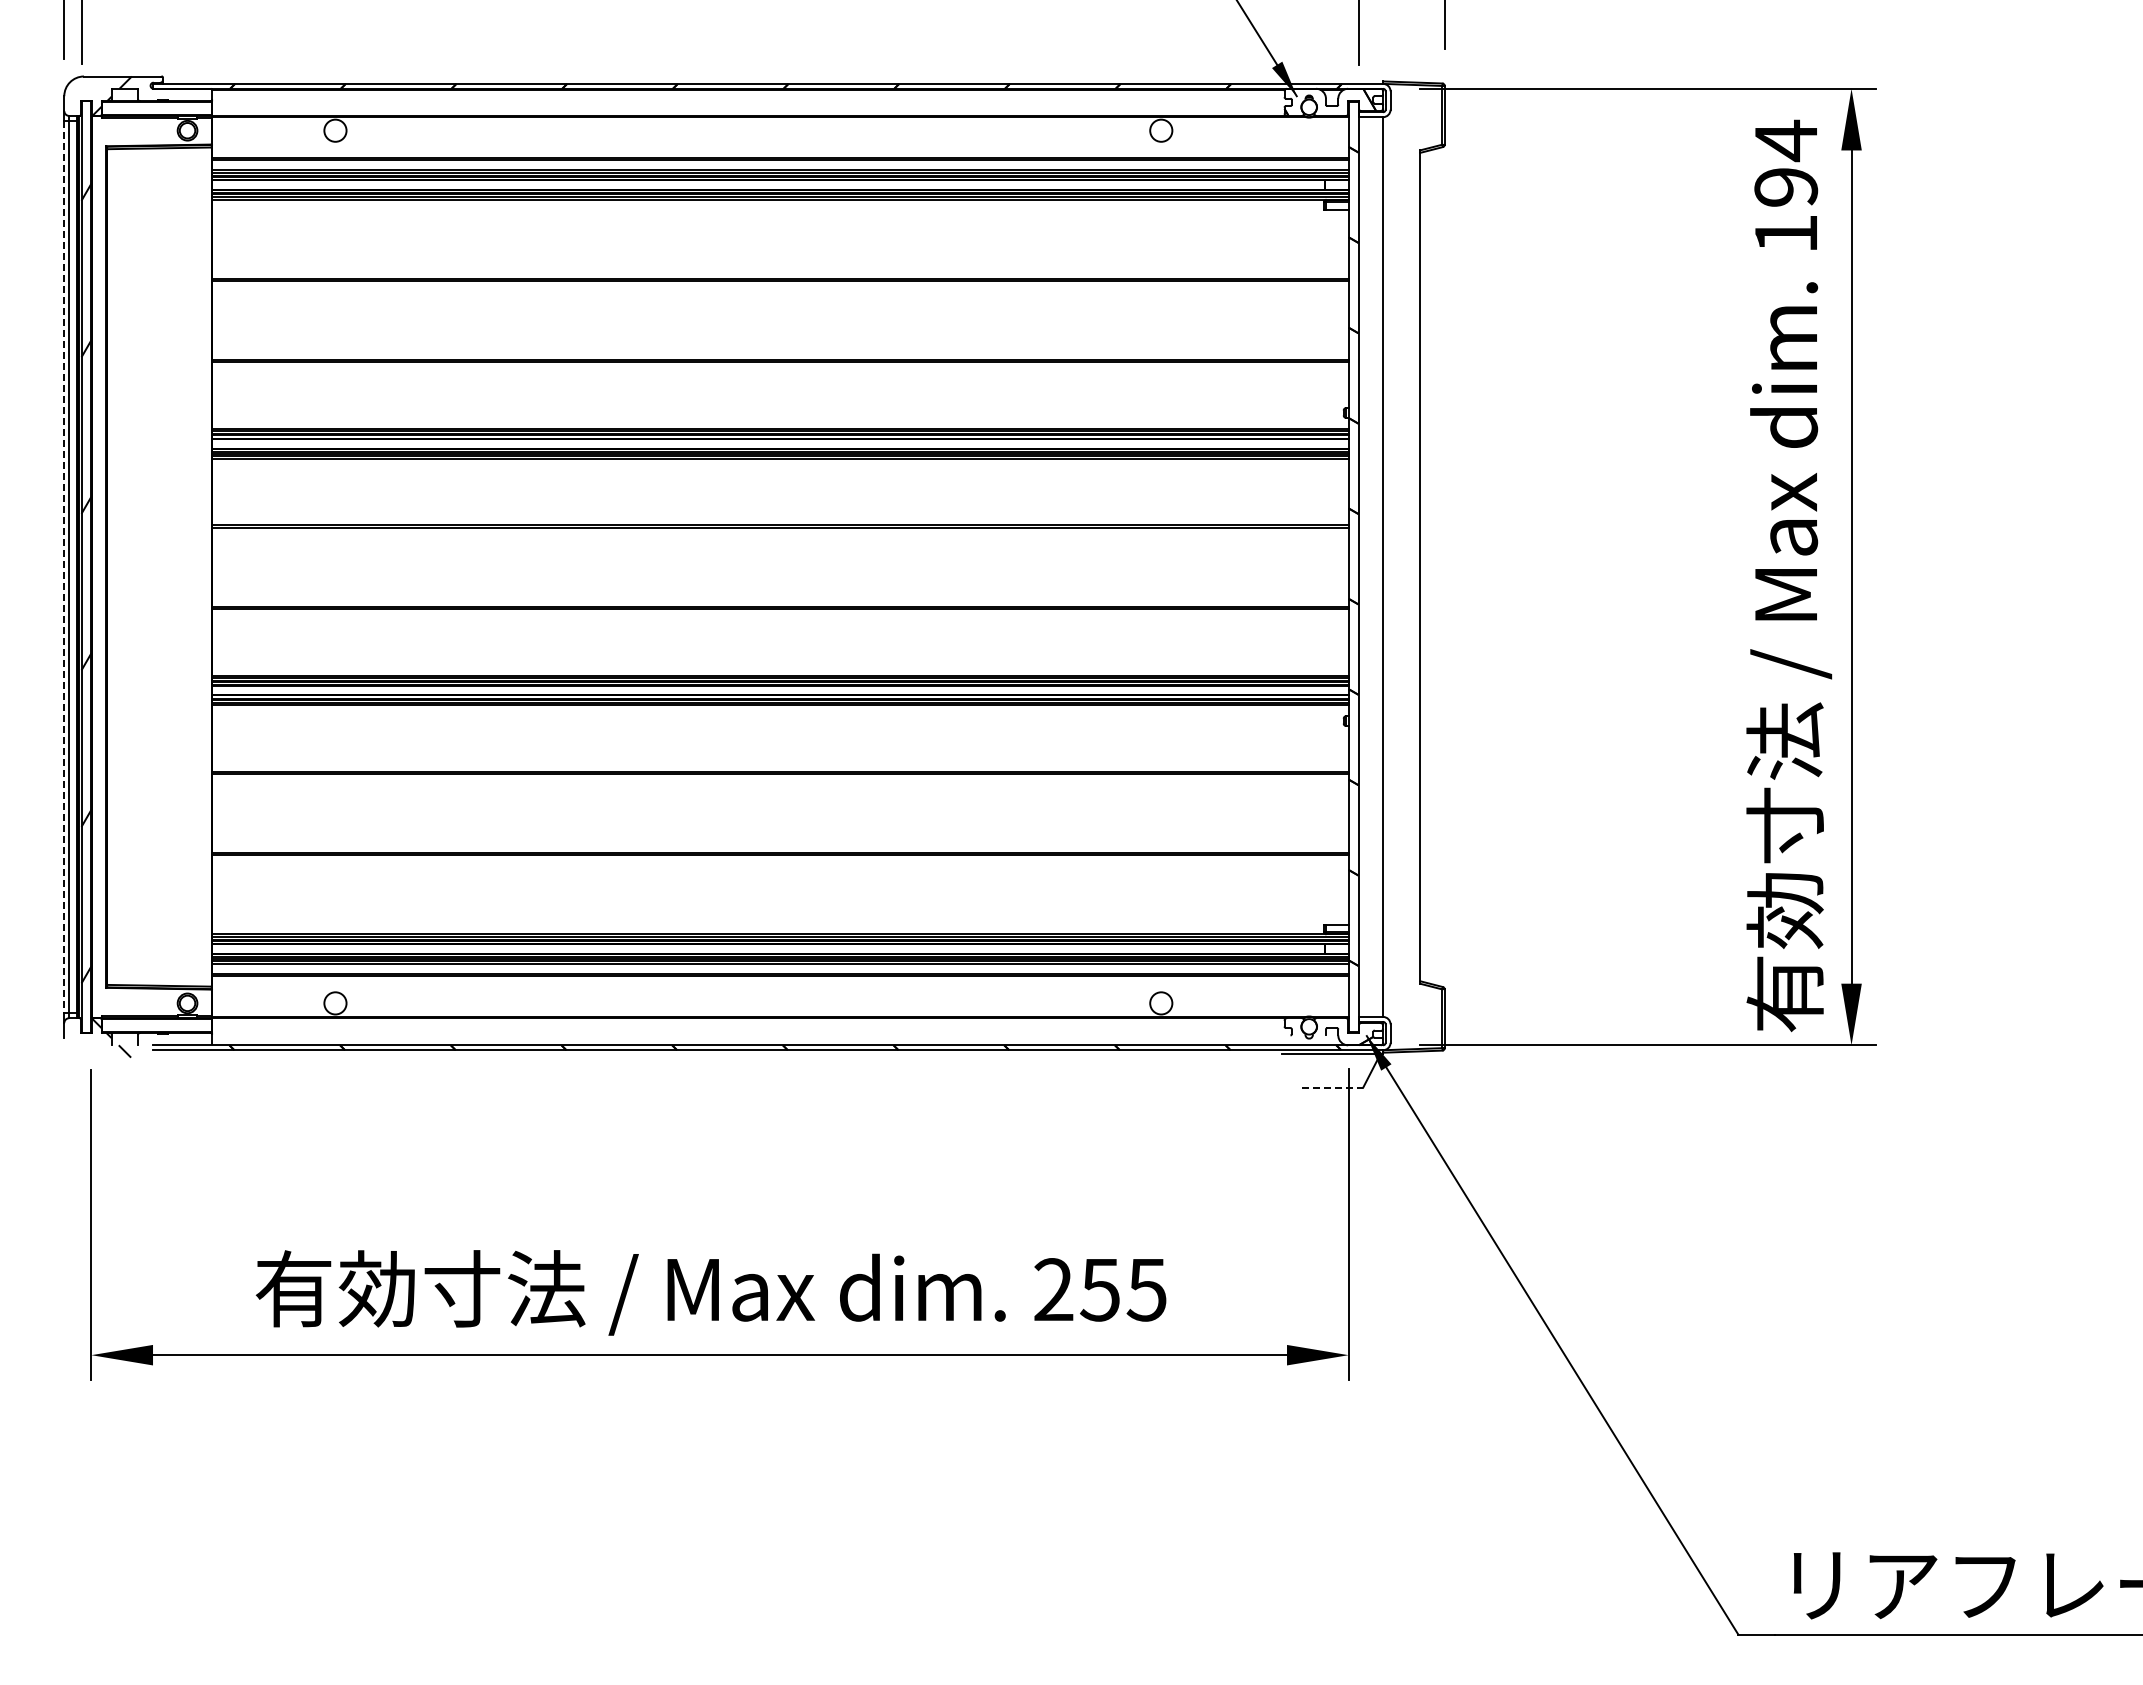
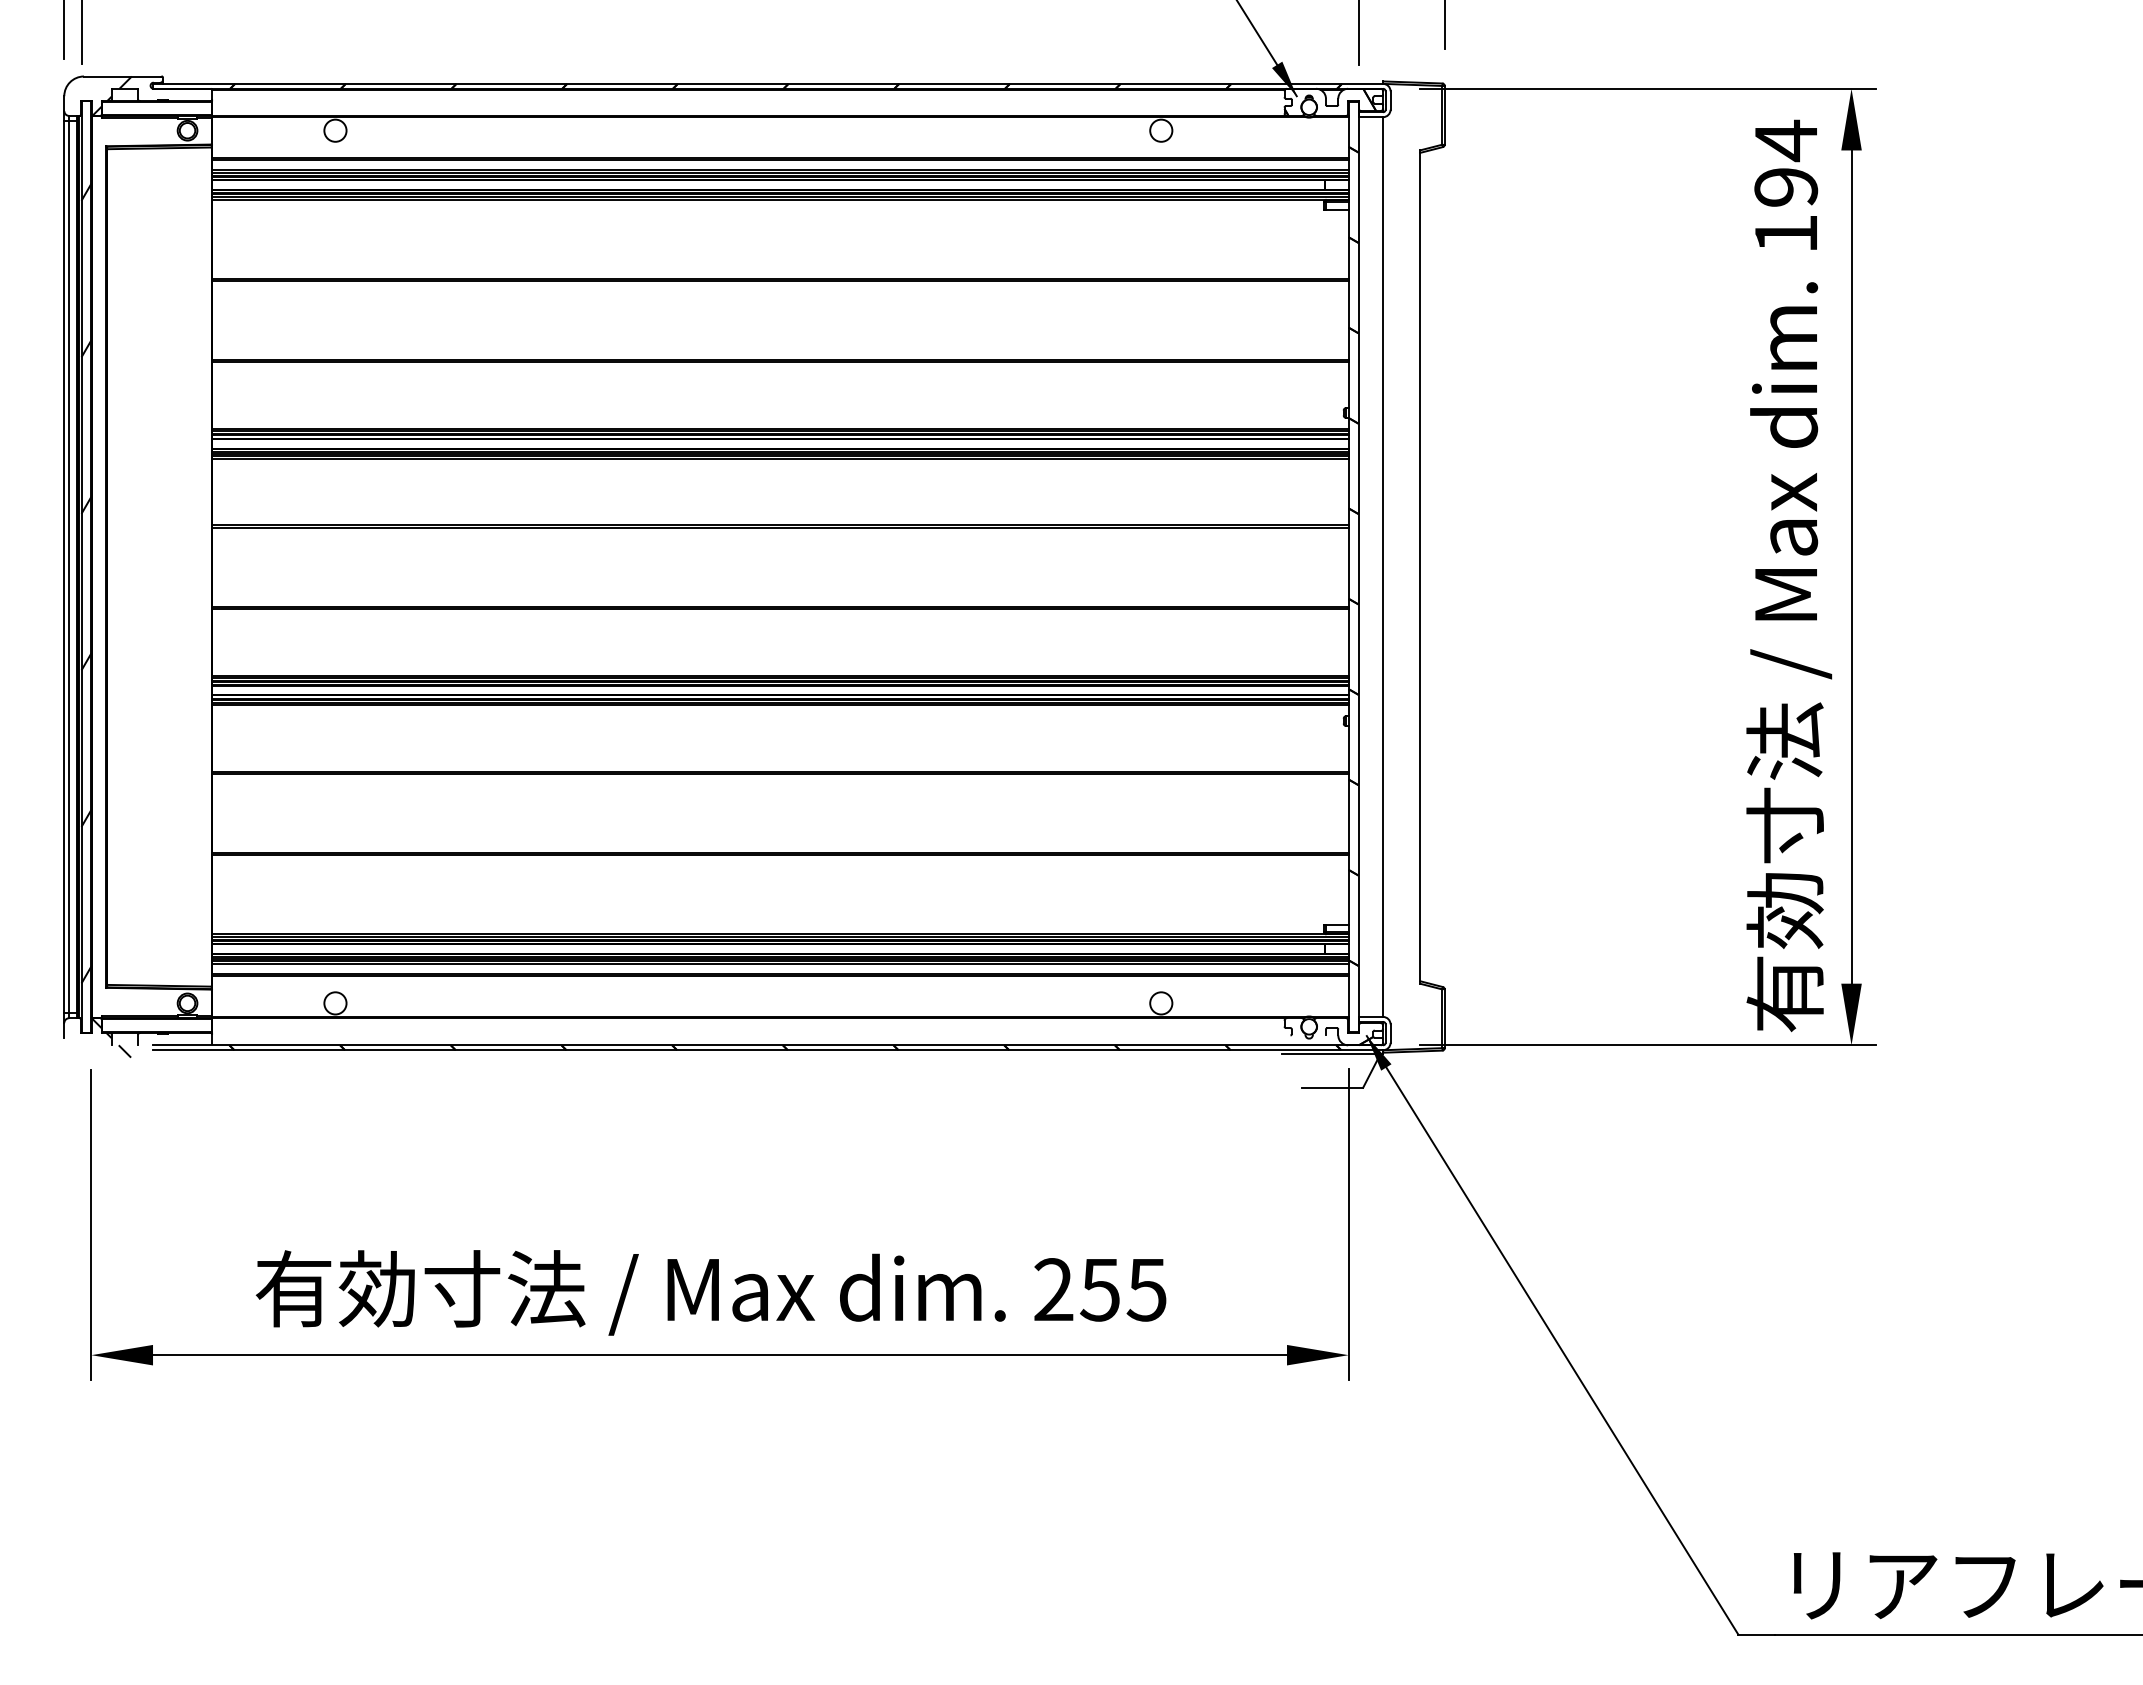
line: dashed -> solid (64, 567)
line: dashed -> solid (1332, 1087)
